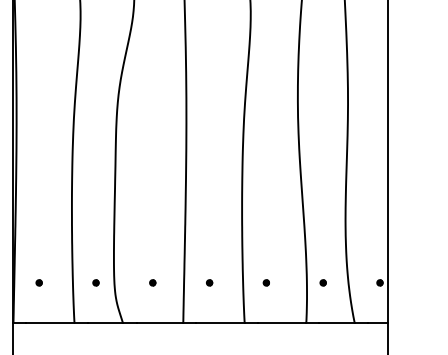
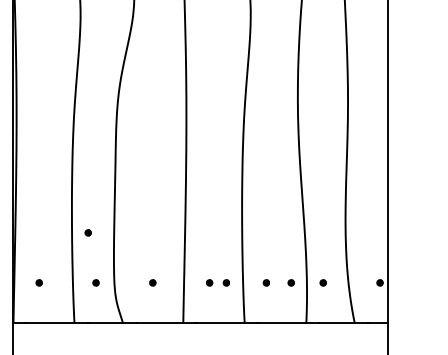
part: none -> present (87, 232)
part: none -> present (225, 282)
part: none -> present (290, 282)
